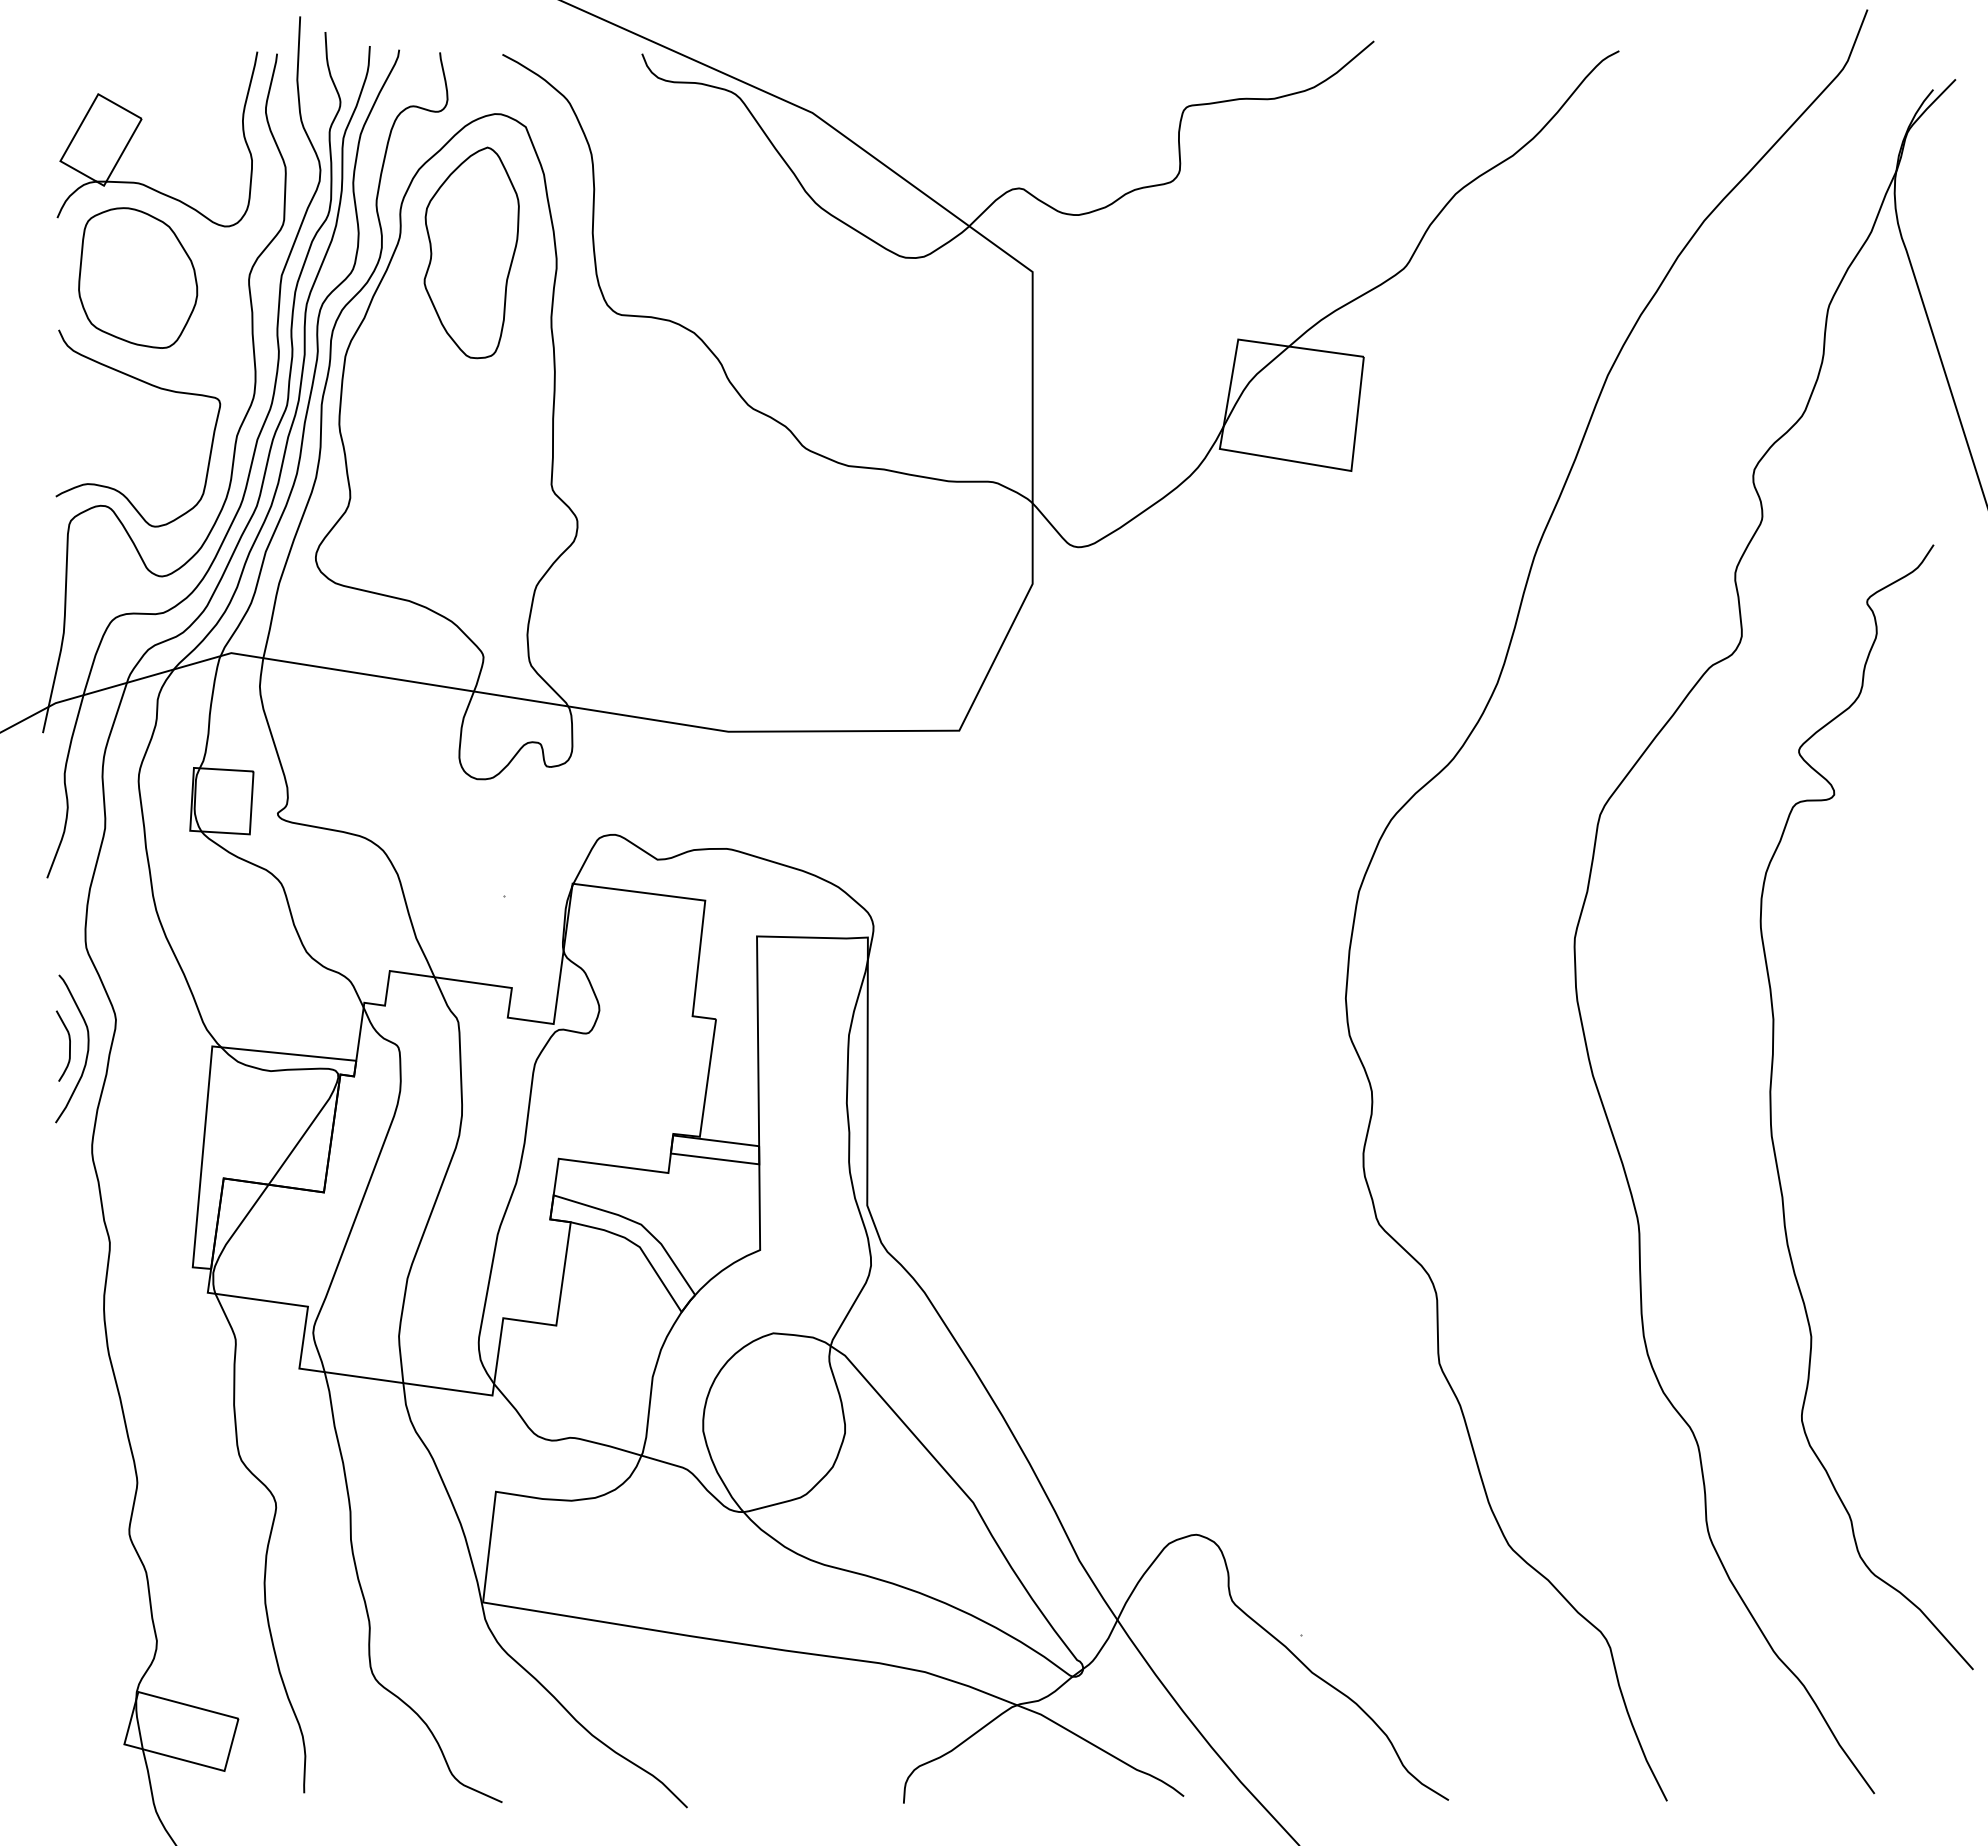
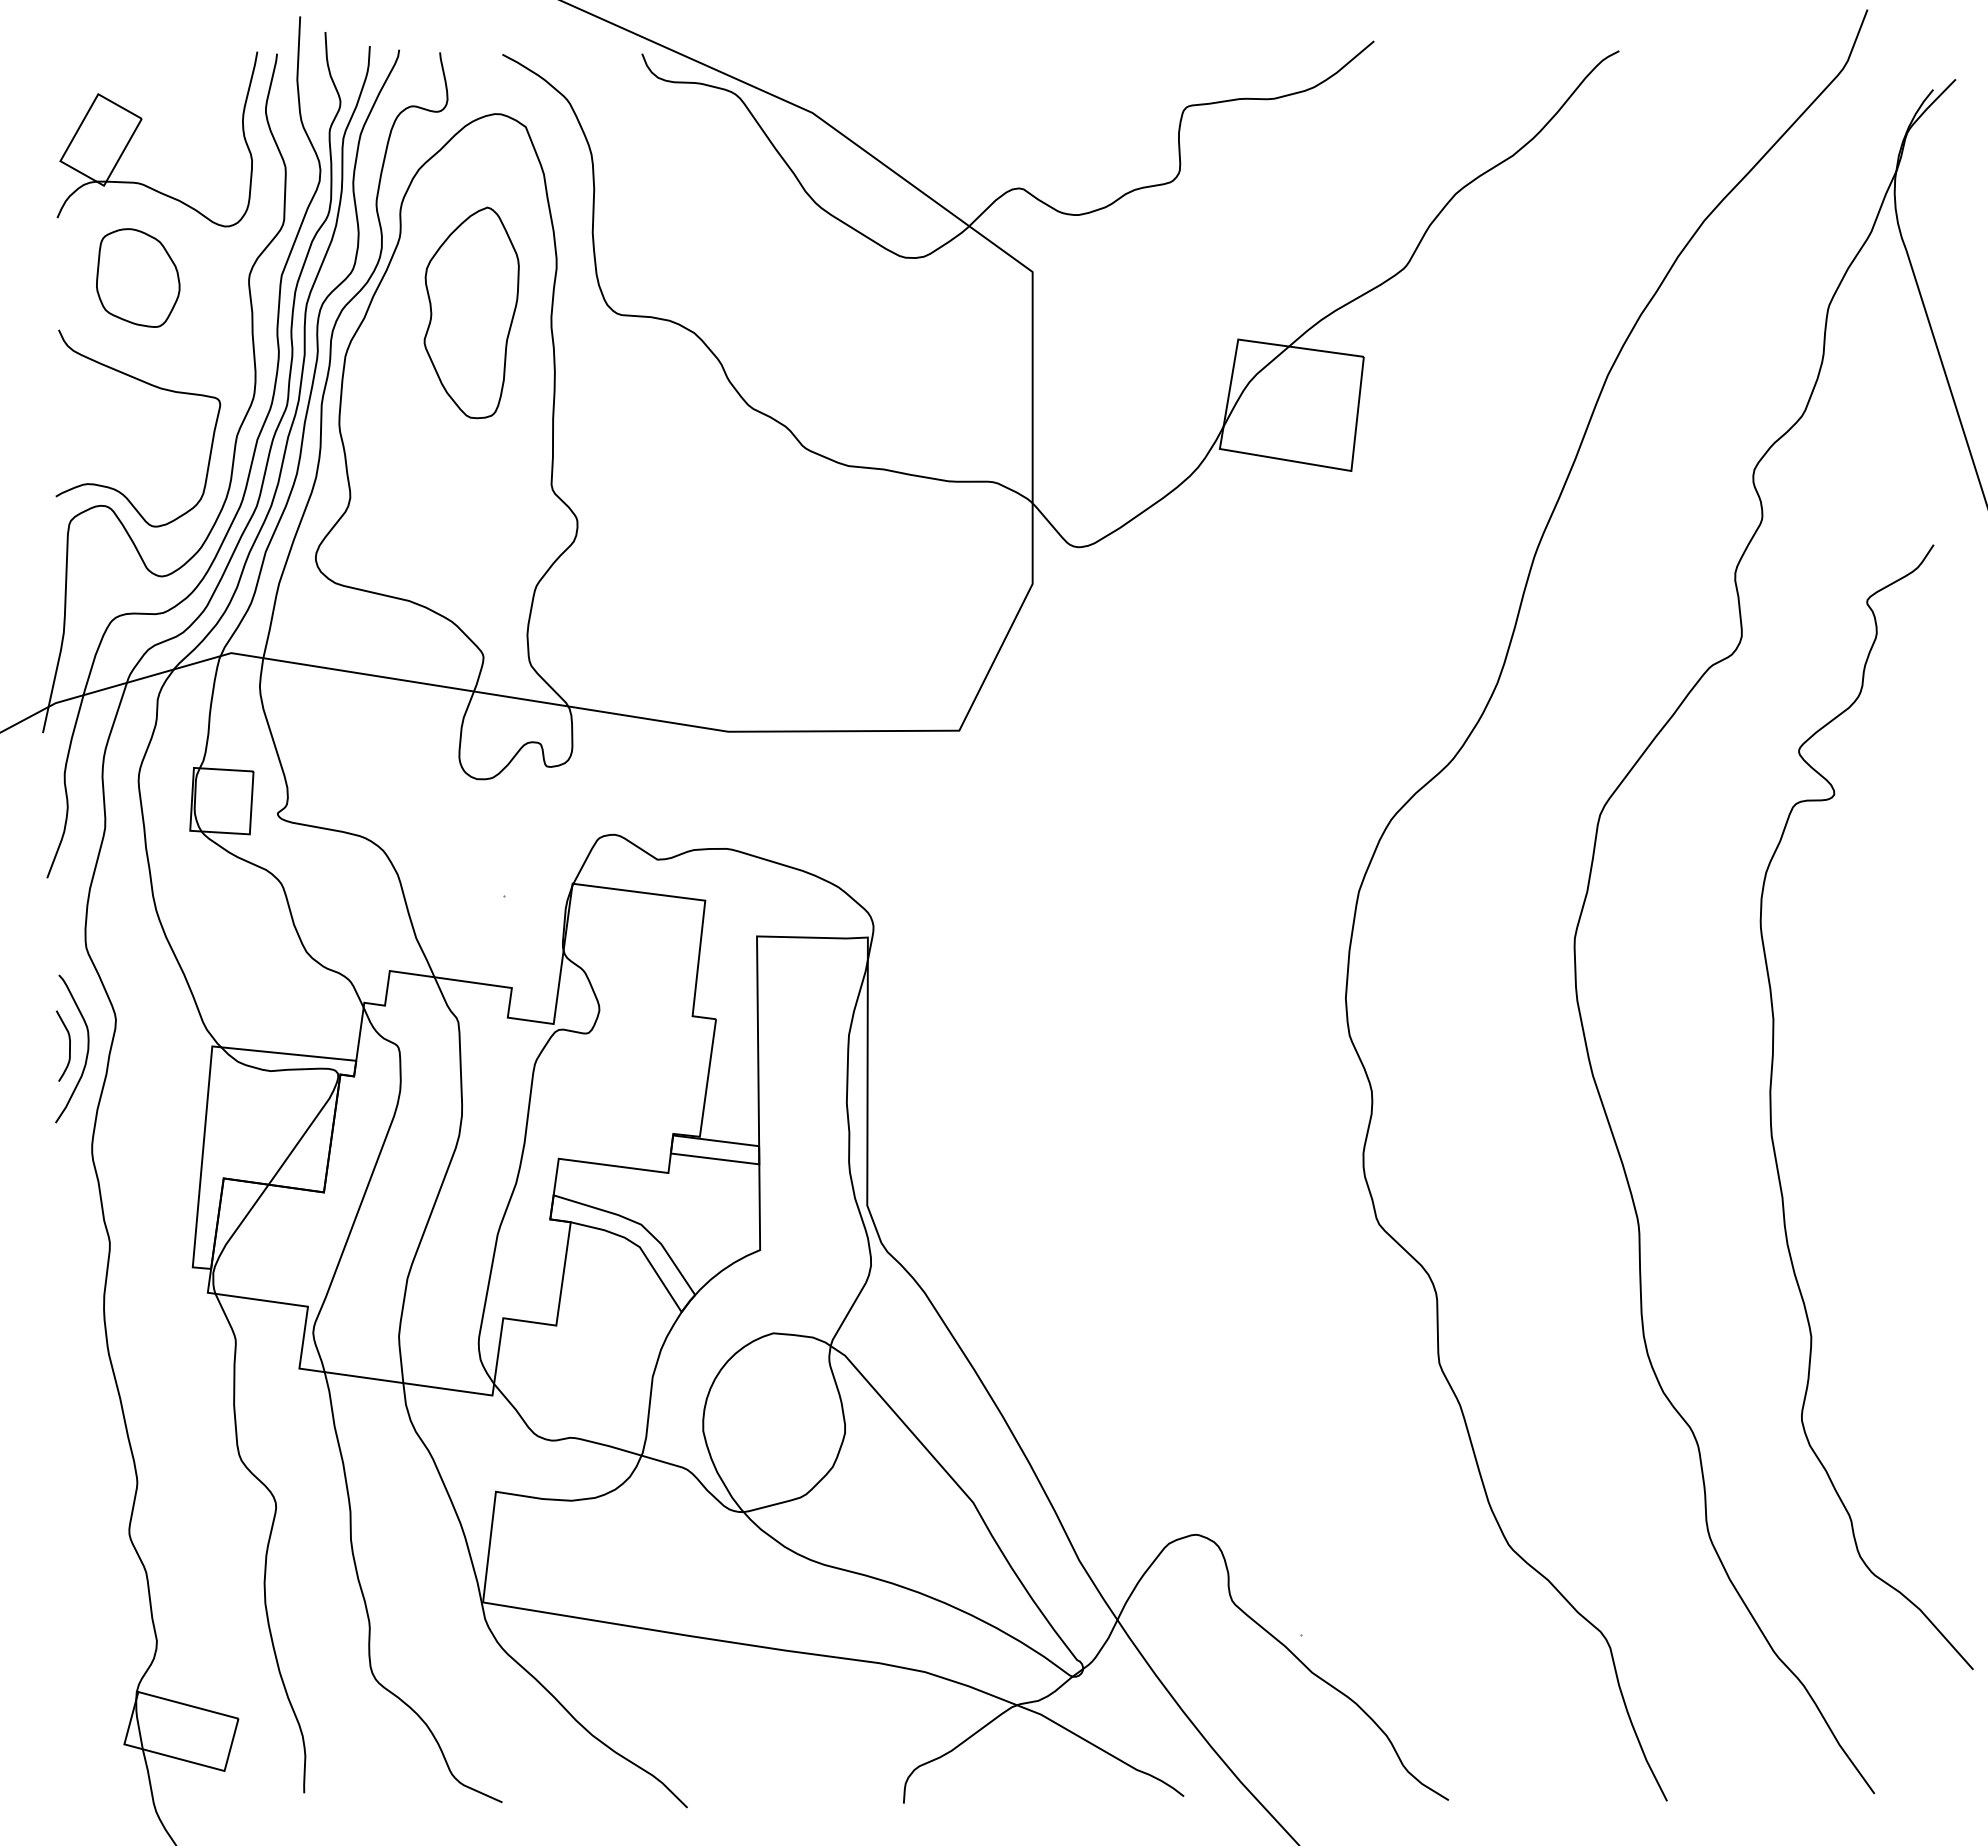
part position: (471, 252) -> (471, 312) (471, 312)
part size: 121x142 px -> 85x100 px (138, 277)
